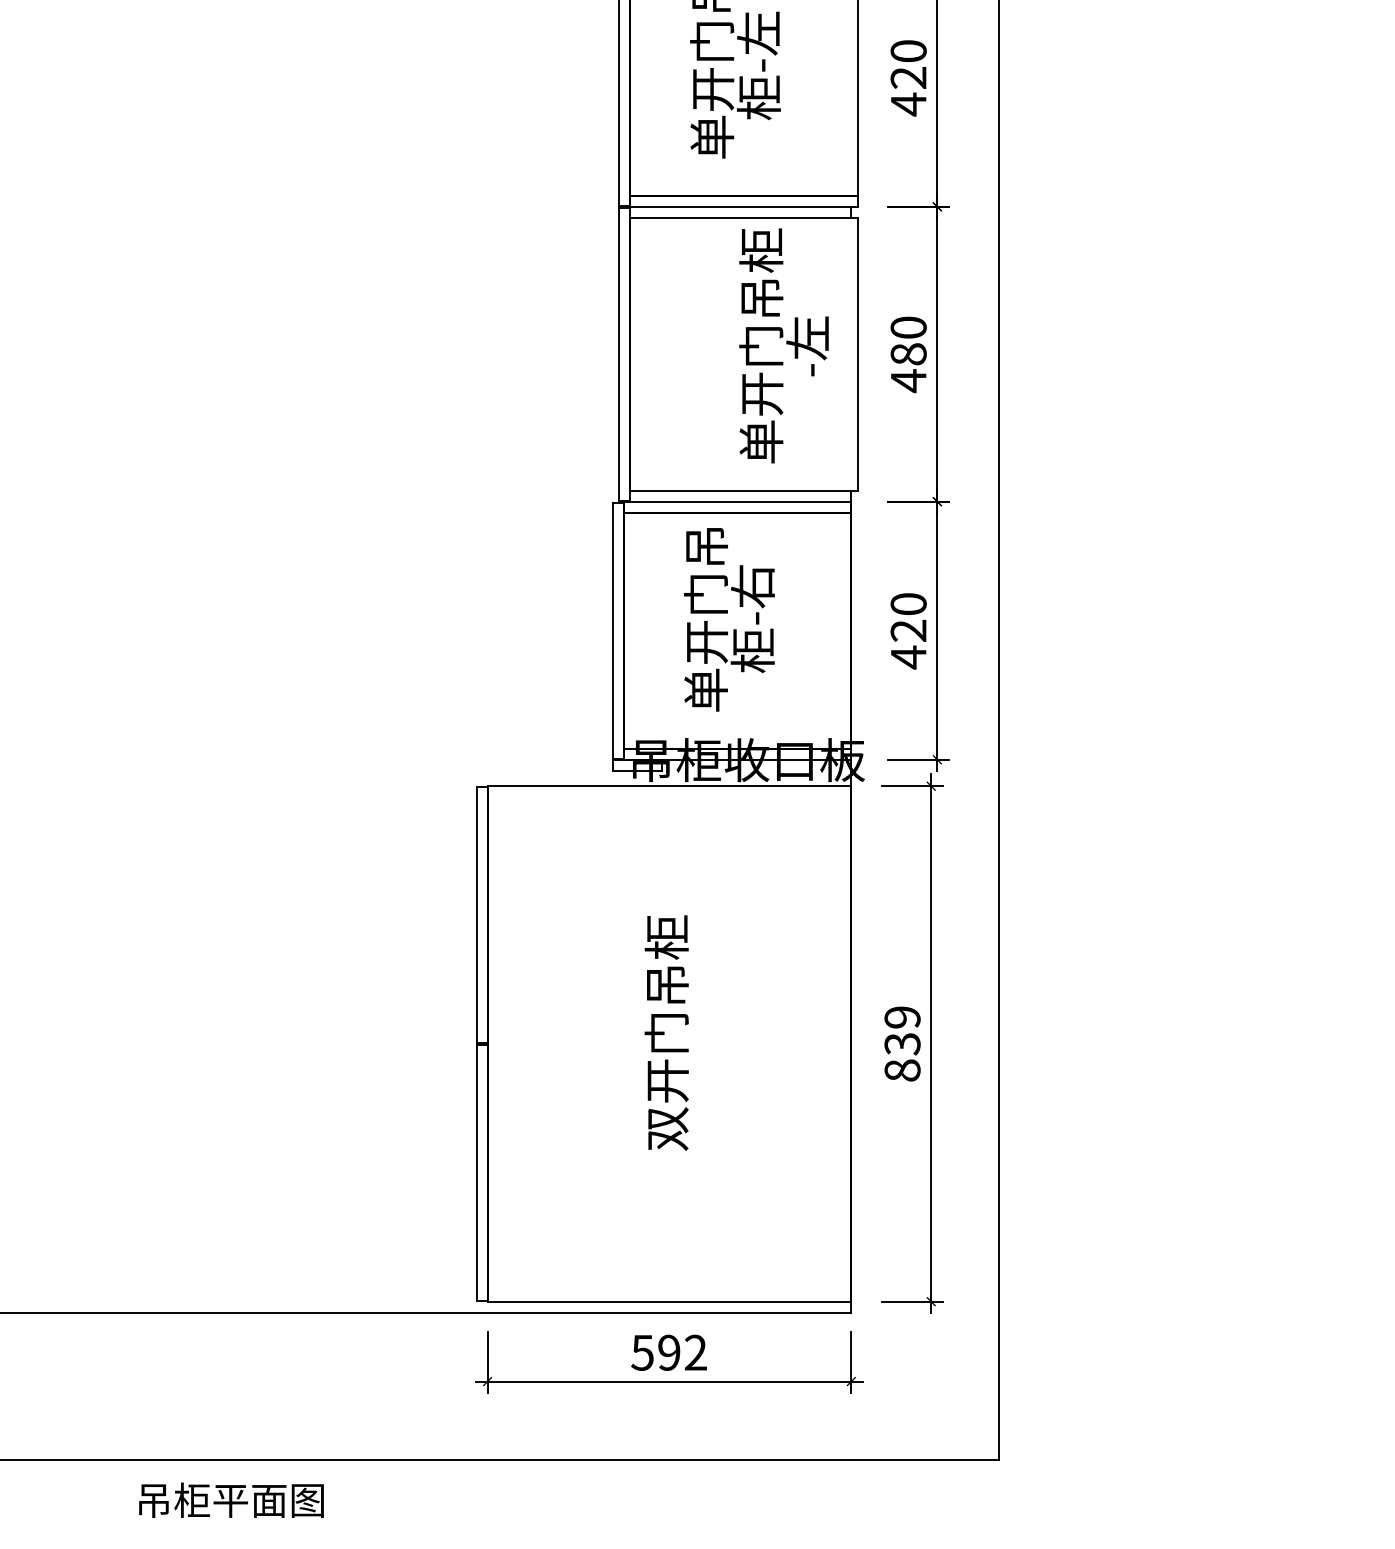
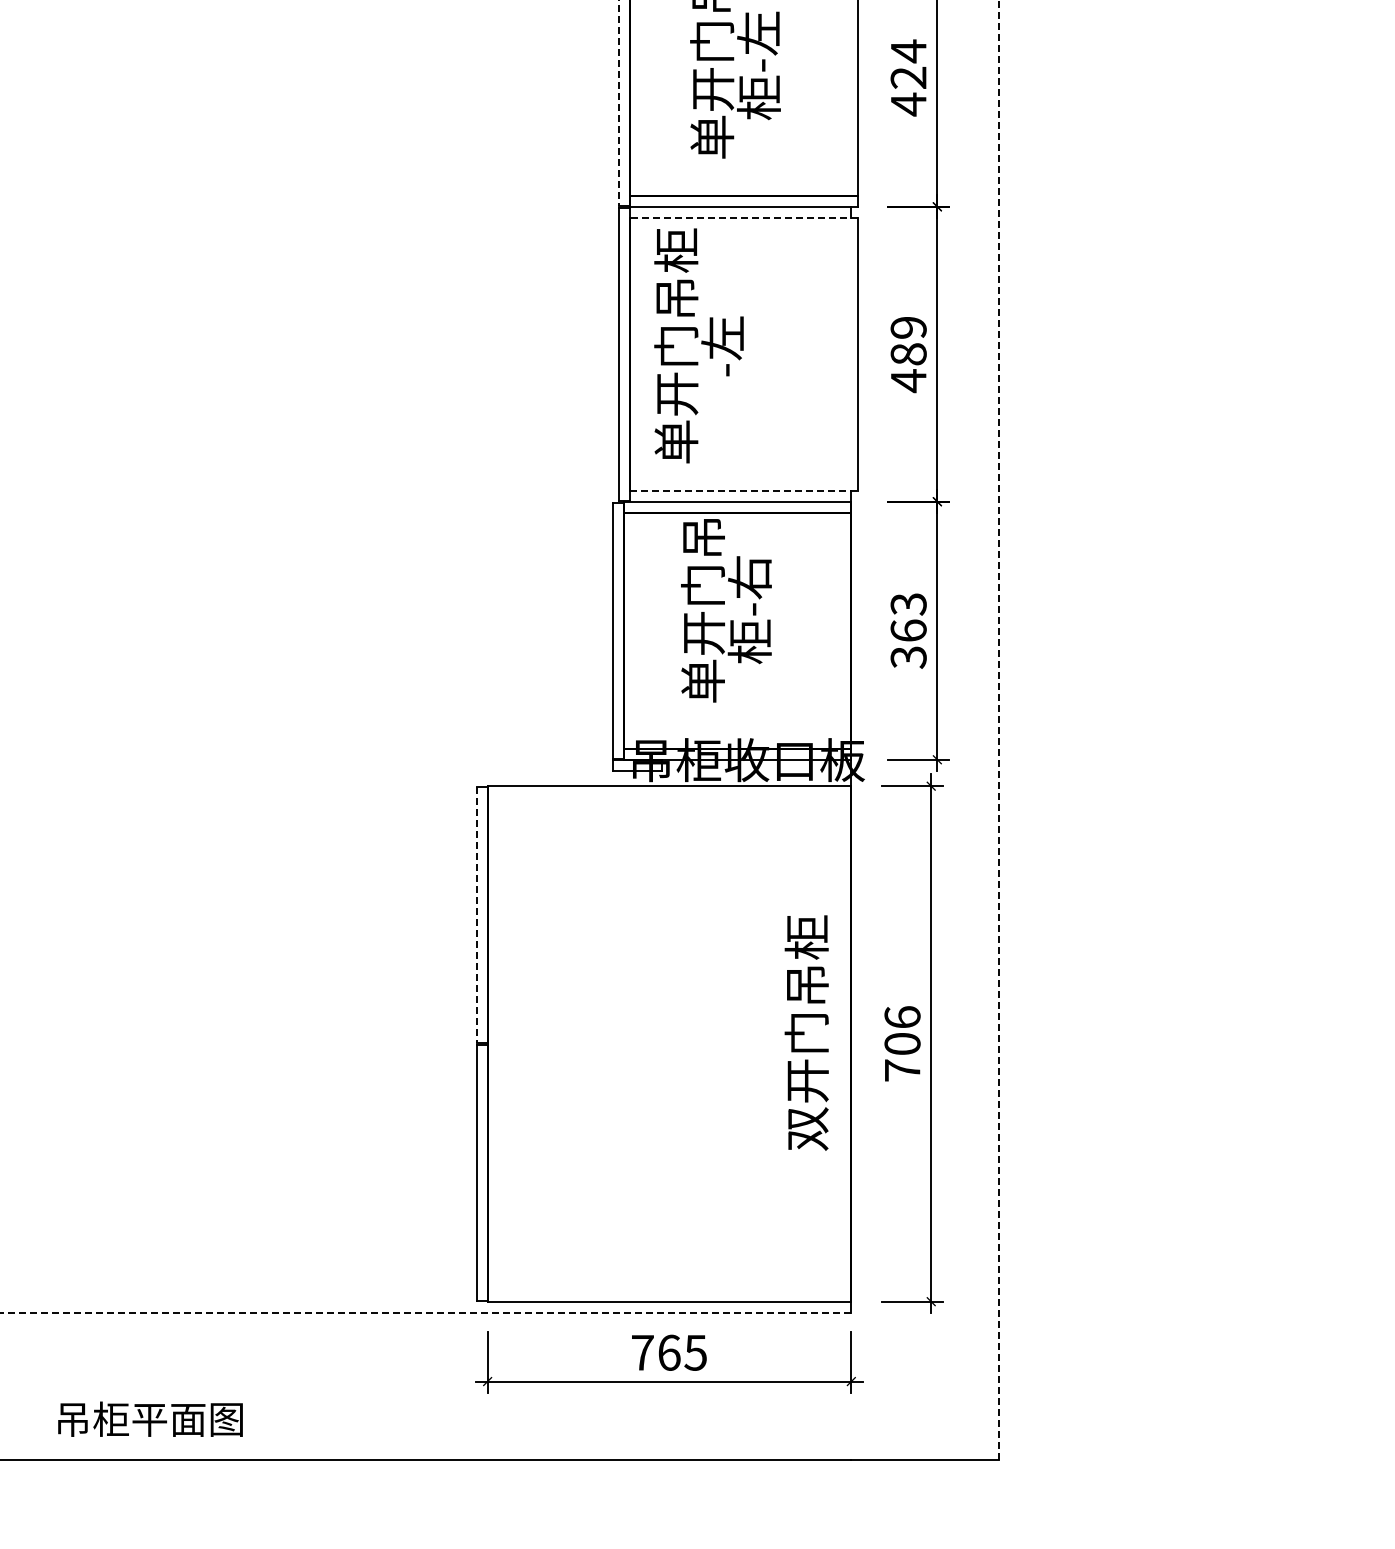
text: 420 -> 424 (908, 51)
line: solid -> dashed (619, 103)
line: solid -> dashed (743, 217)
text: 480 -> 489 (908, 327)
text position: (783, 345) -> (698, 345) (698, 345)
line: solid -> dashed (743, 490)
text position: (729, 619) -> (726, 610) (726, 610)
text: 420 -> 363 (908, 631)
line: solid -> dashed (998, 730)
line: solid -> dashed (476, 915)
text position: (666, 1032) -> (806, 1032) (806, 1032)
text: 839 -> 706 (902, 1043)
line: solid -> dashed (425, 1312)
text: 592 -> 765 (668, 1352)
text position: (231, 1499) -> (150, 1418) (150, 1418)
